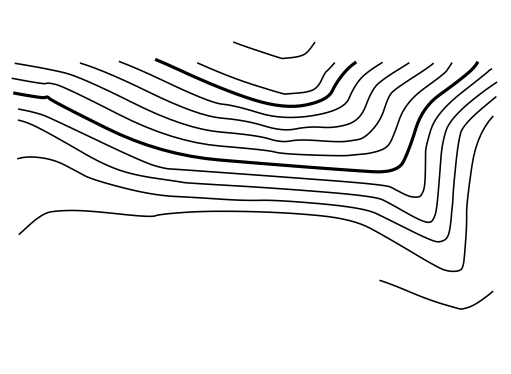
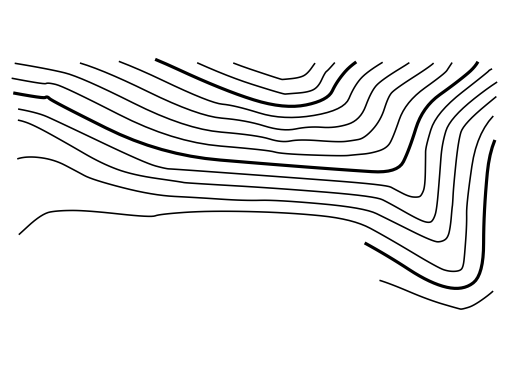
curve position: (272, 54) -> (272, 75) (272, 75)
curve: none -> present (482, 214)
